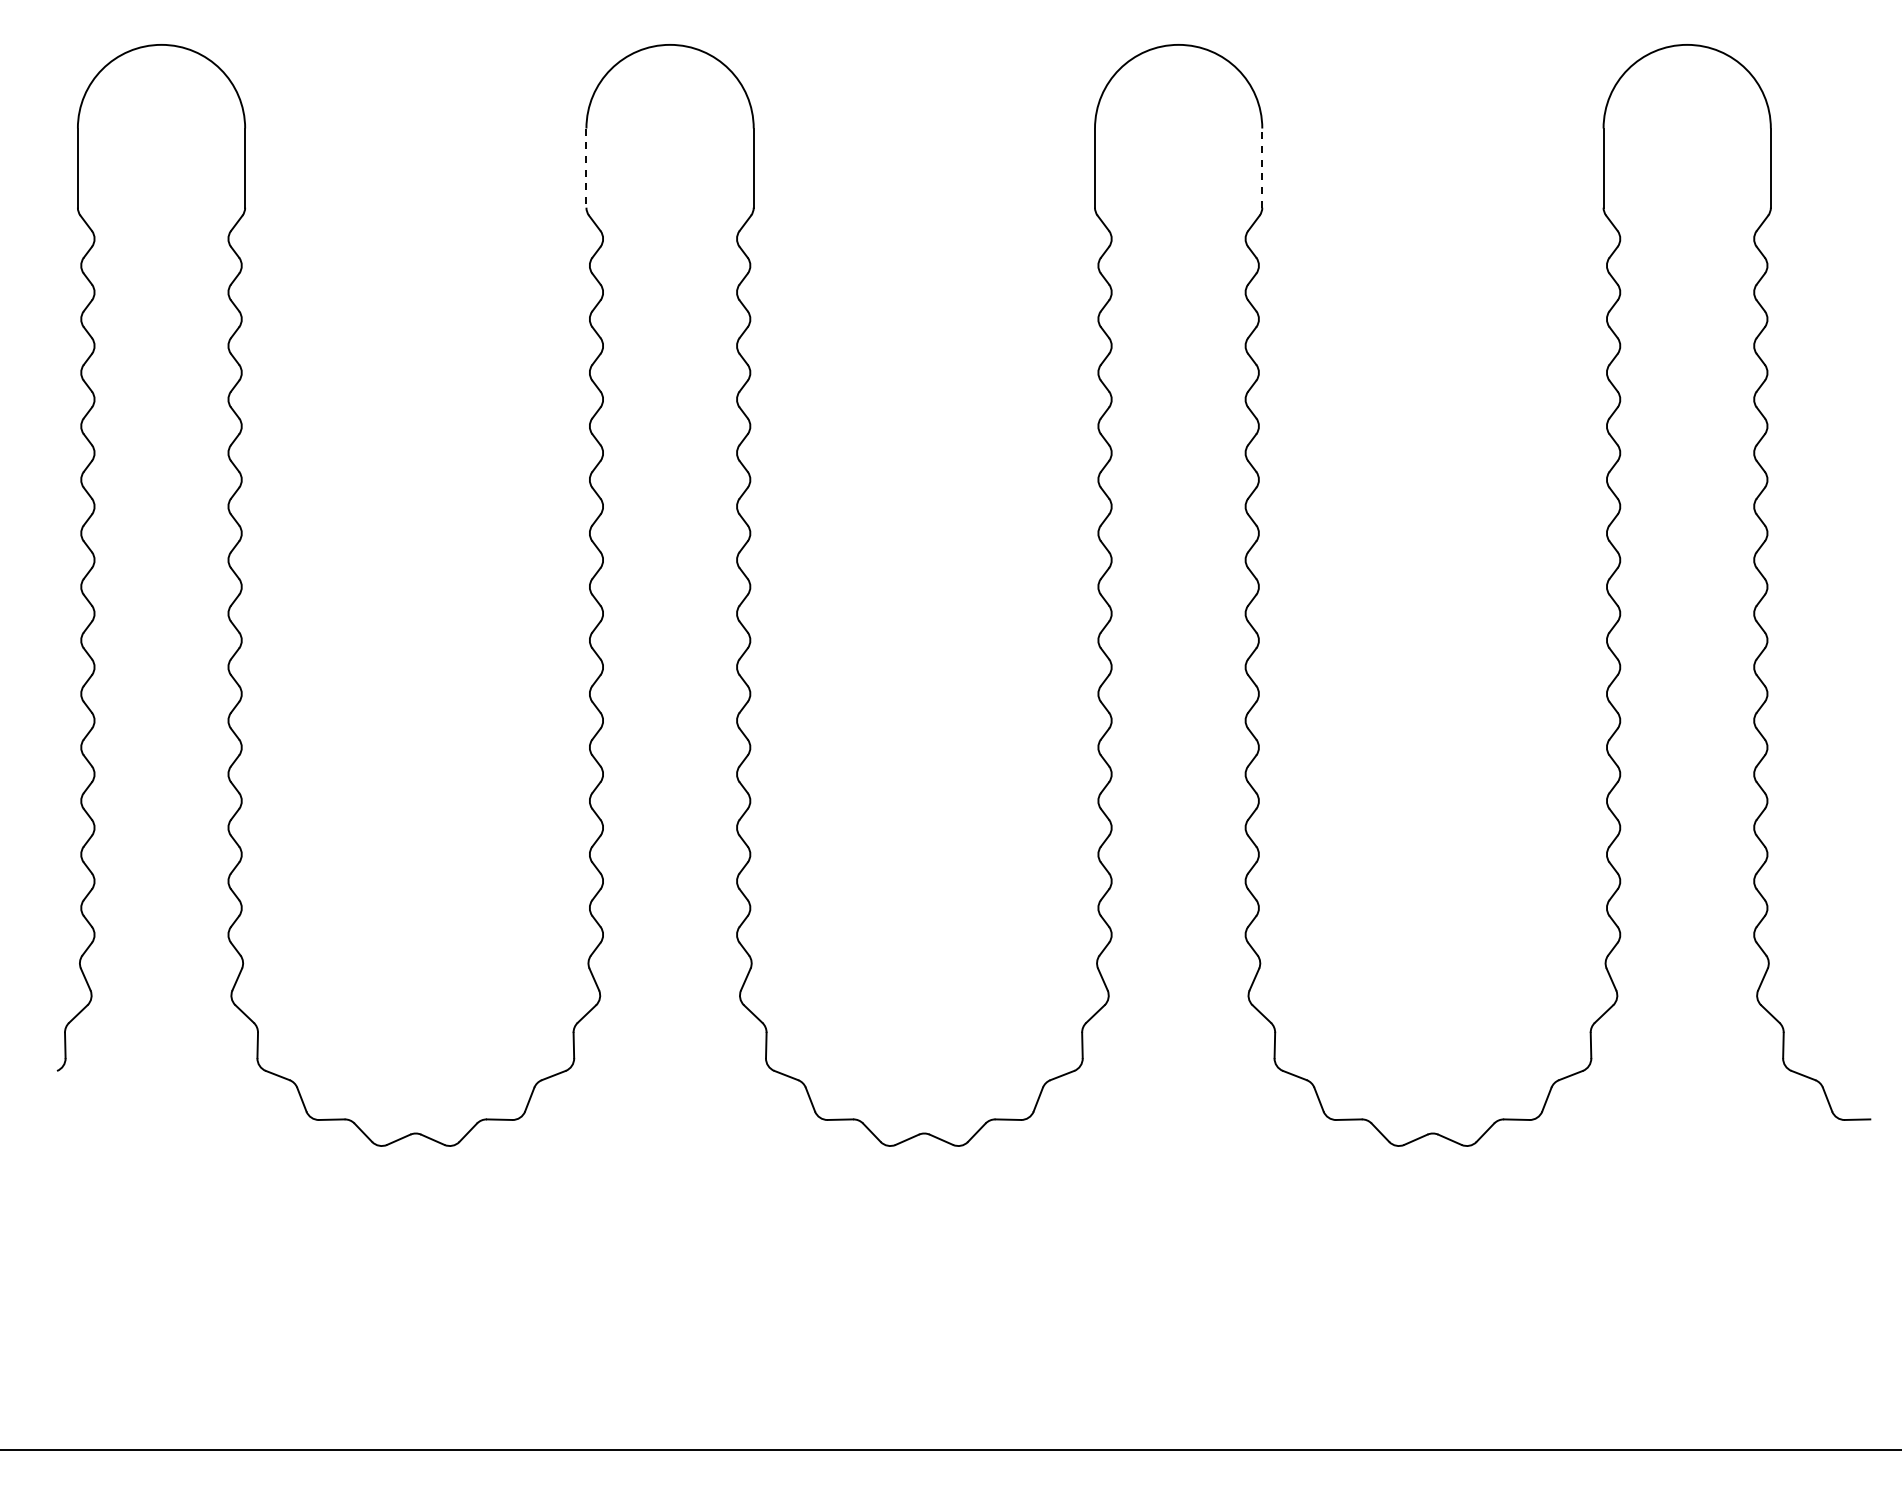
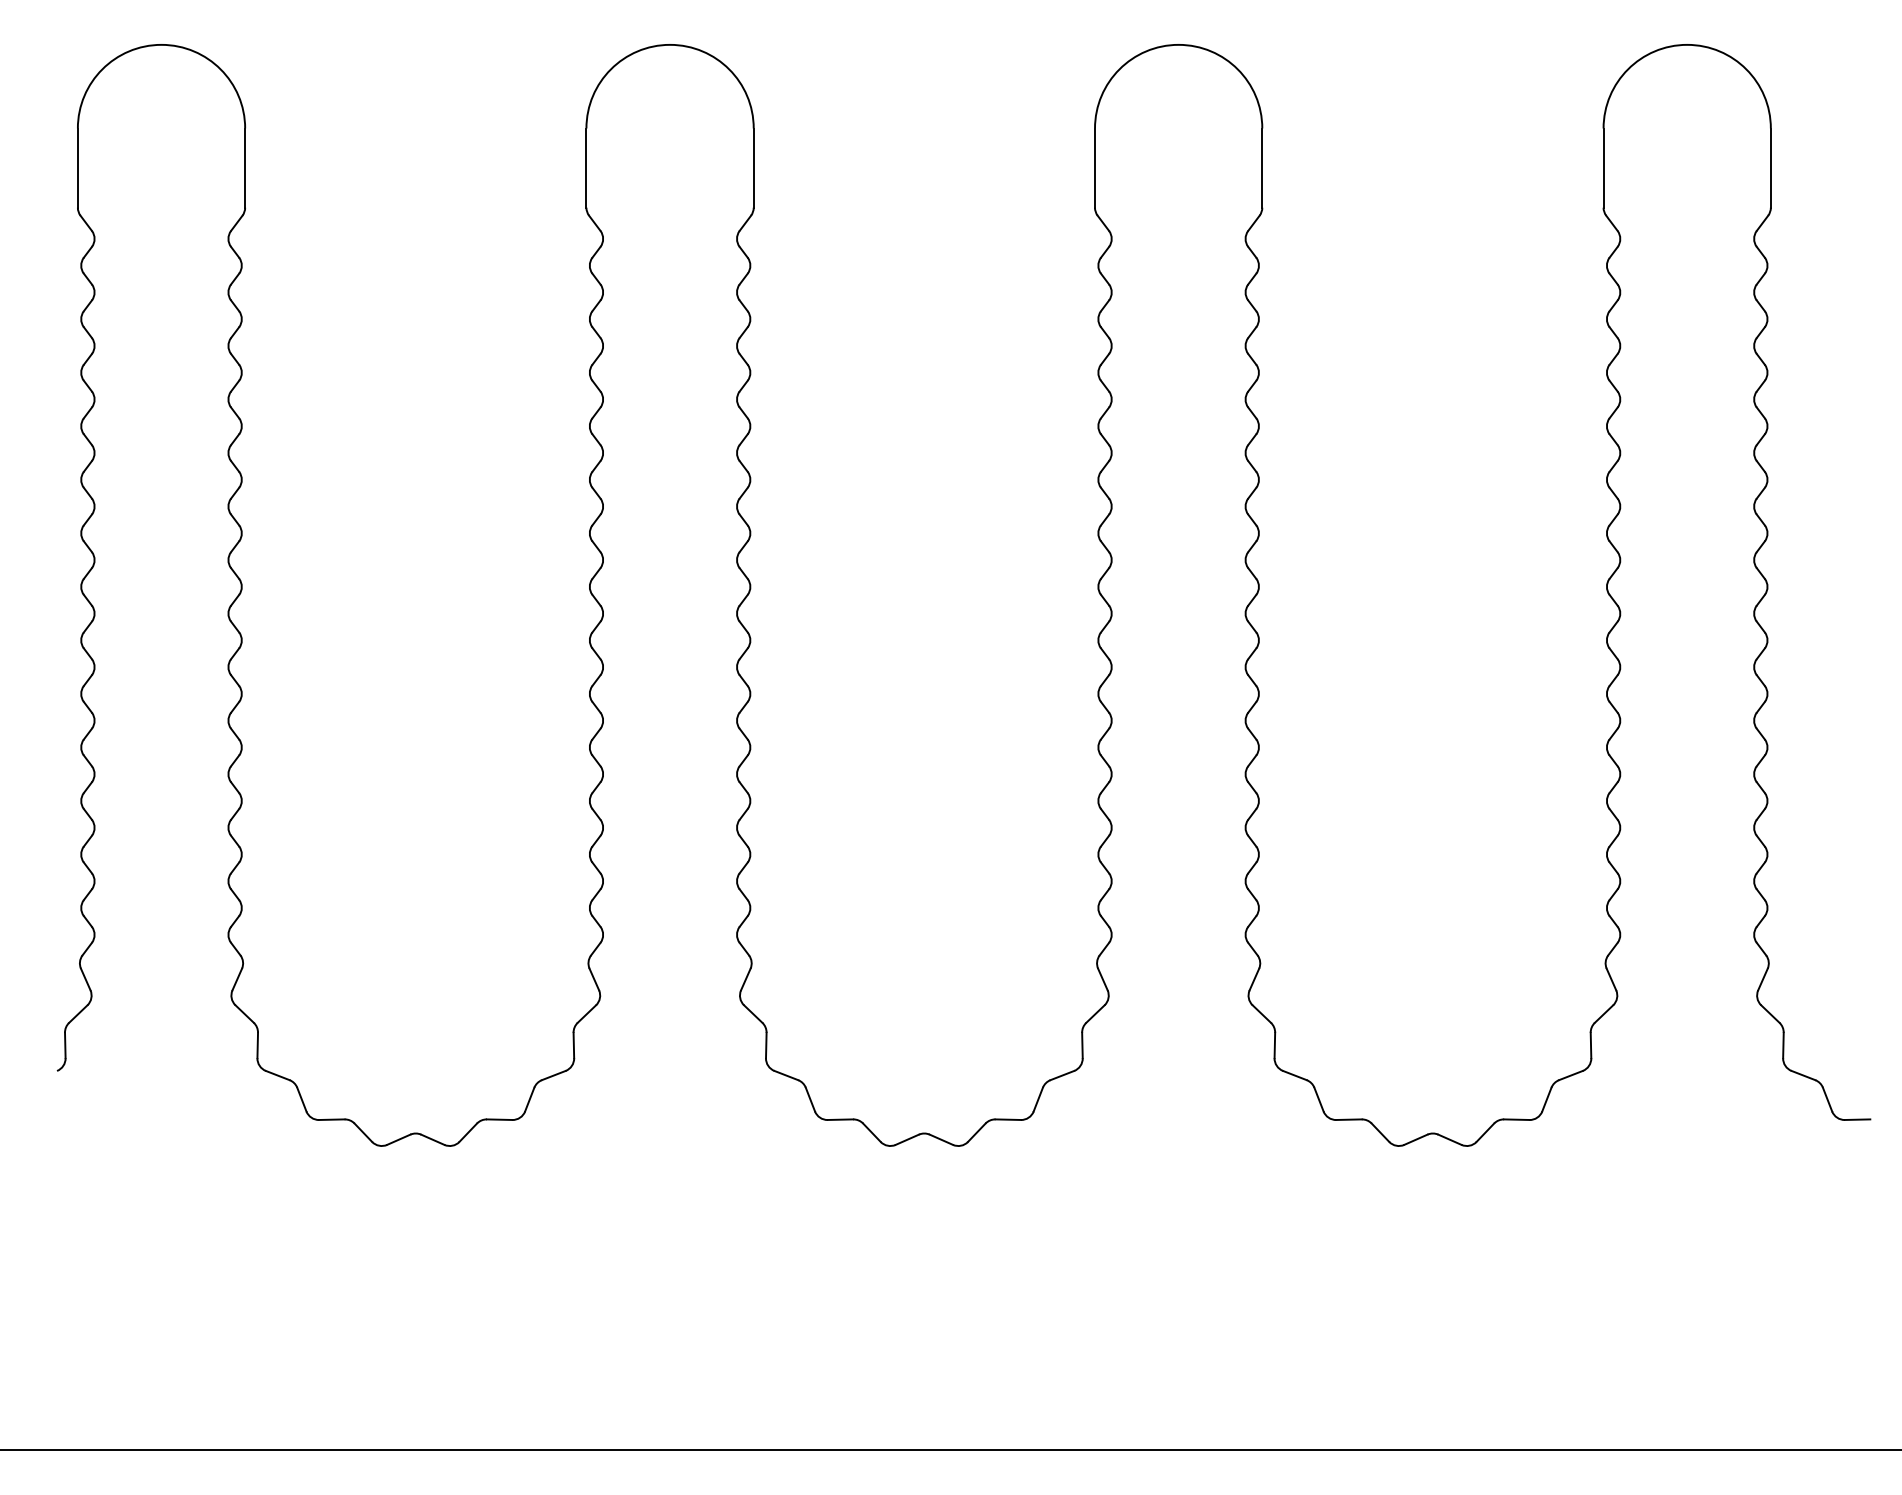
line: dashed -> solid (586, 168)
line: dashed -> solid (1262, 168)
